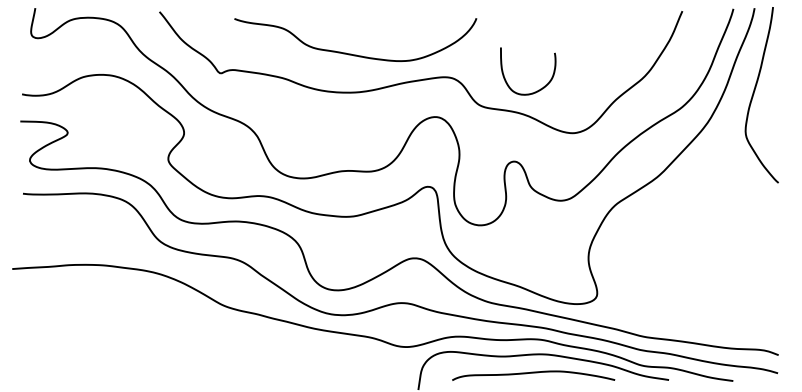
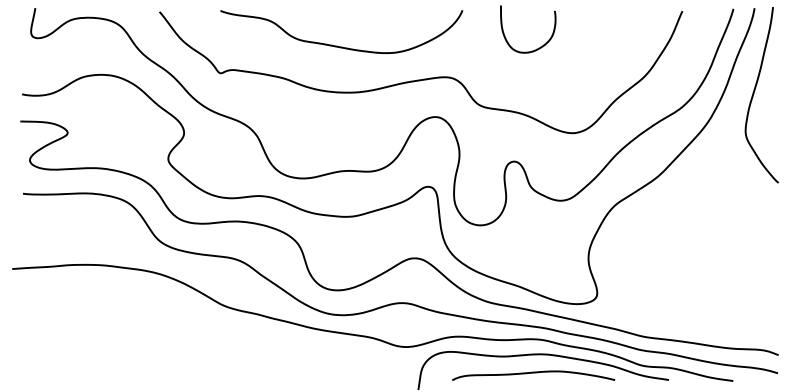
curve position: (351, 53) -> (337, 45) (337, 45)
curve position: (538, 89) -> (538, 47) (538, 47)
